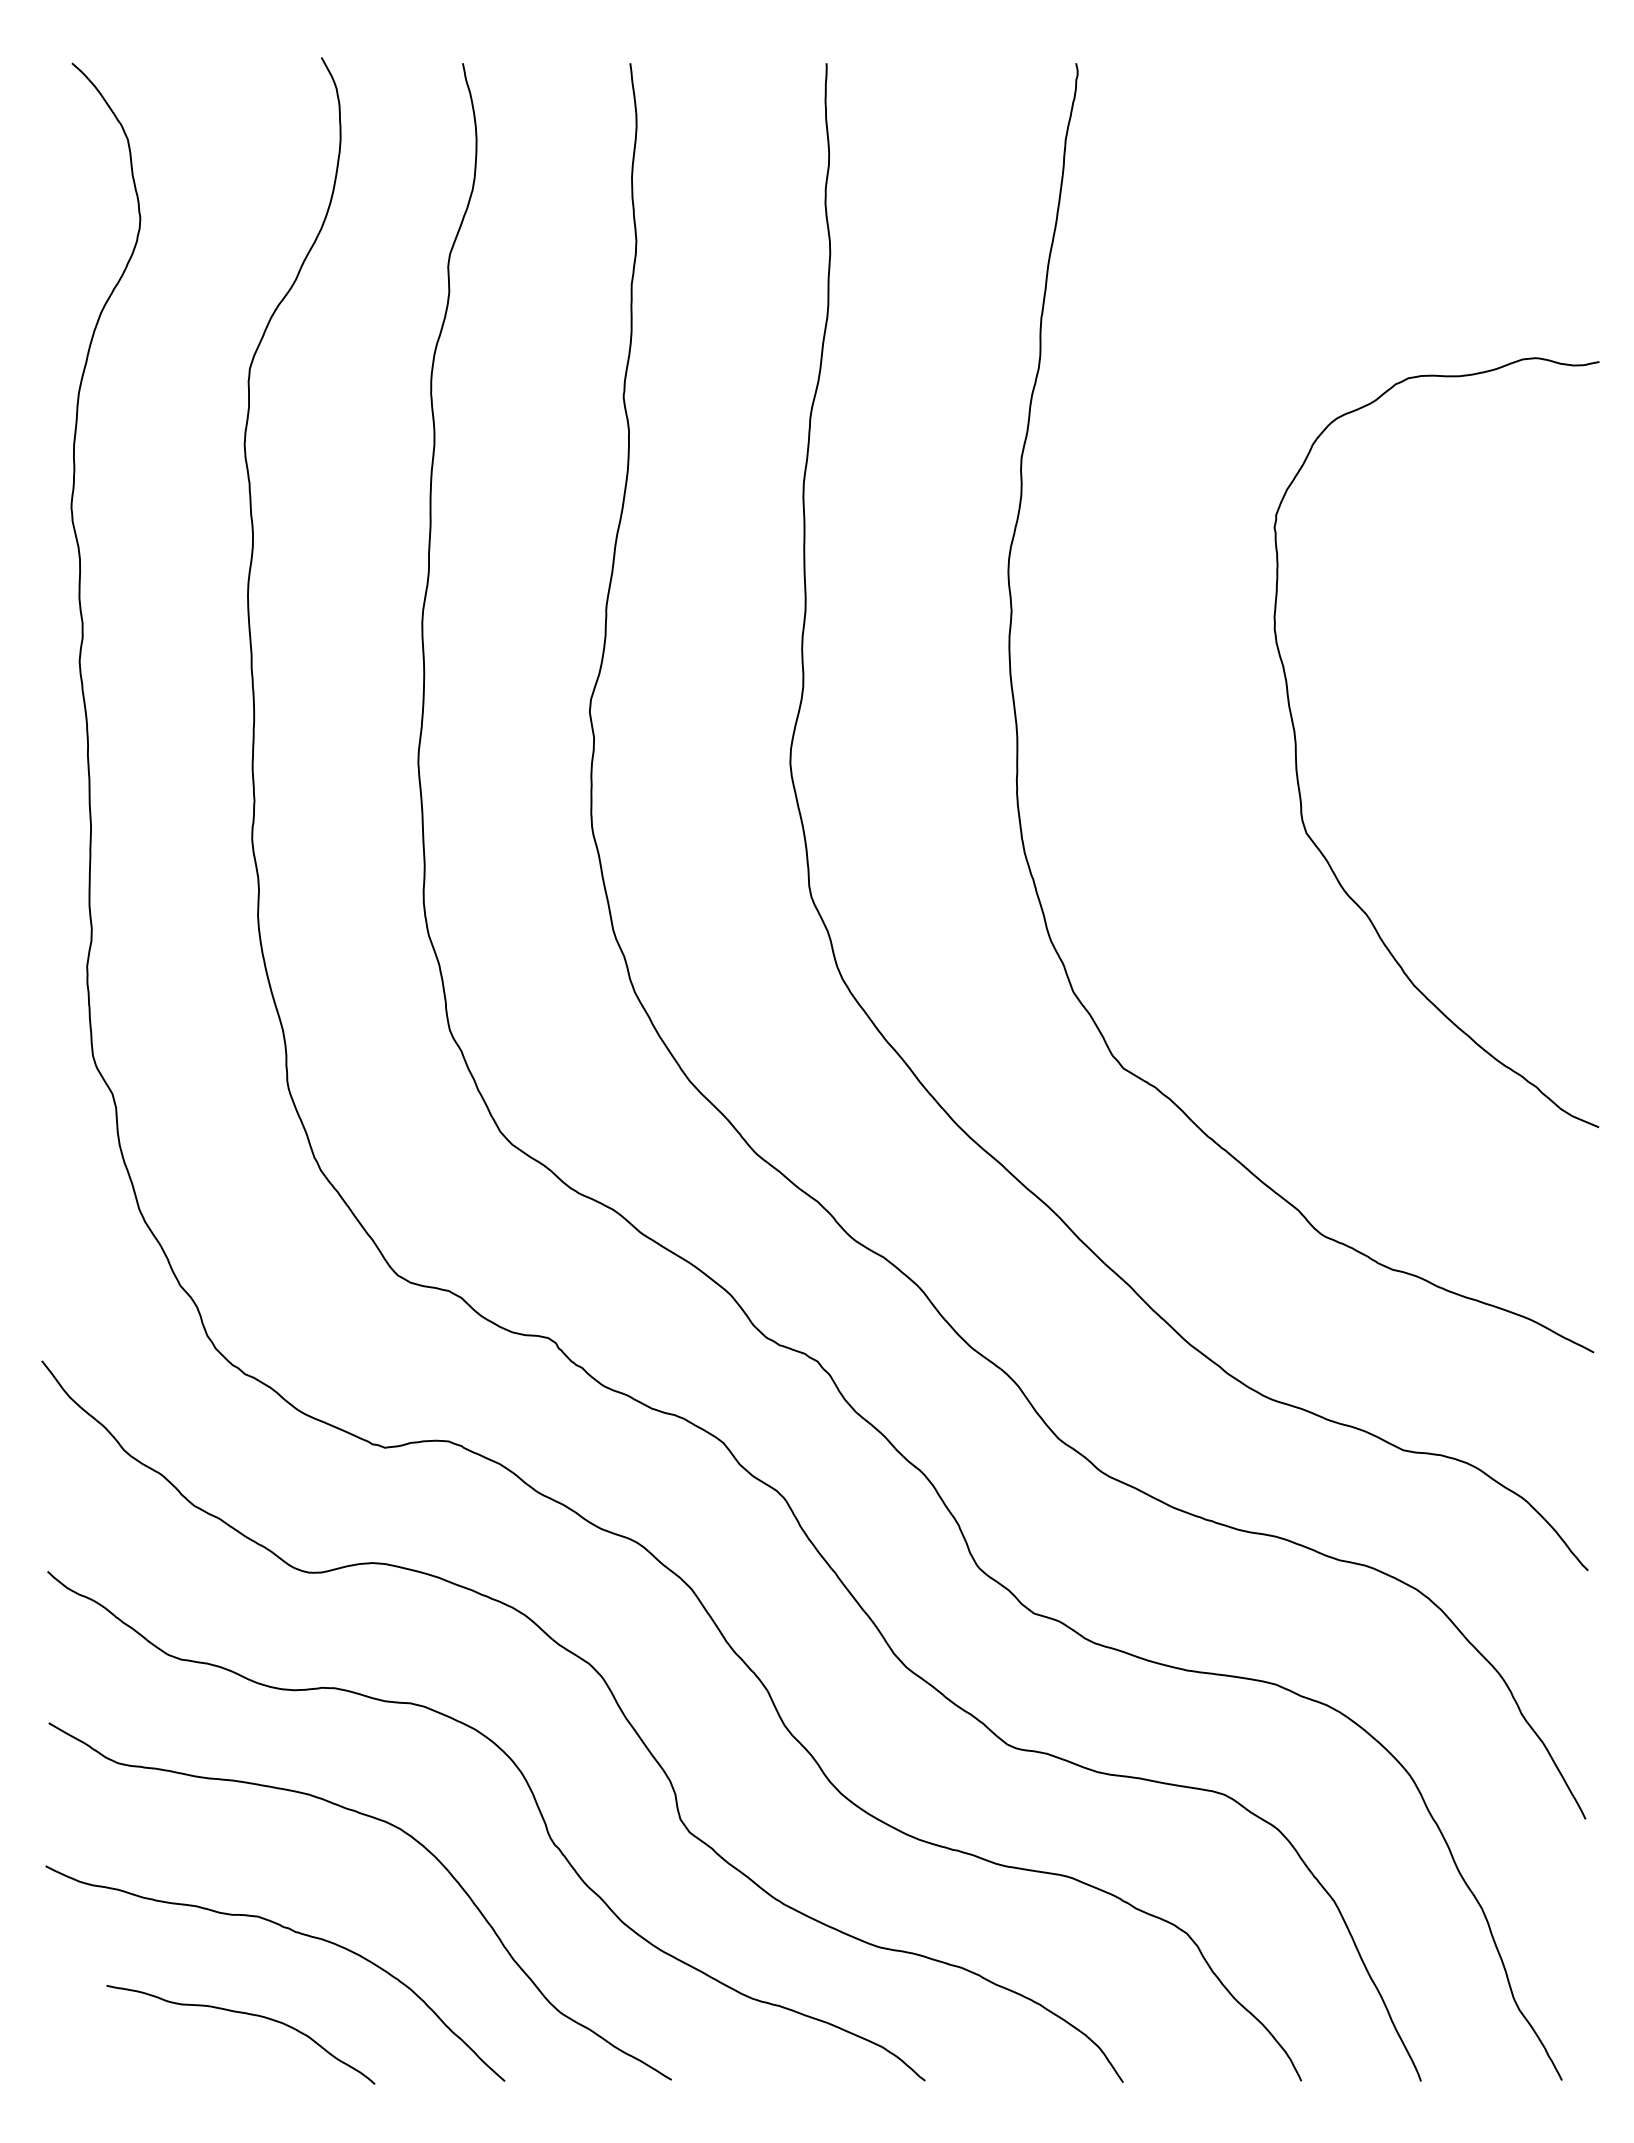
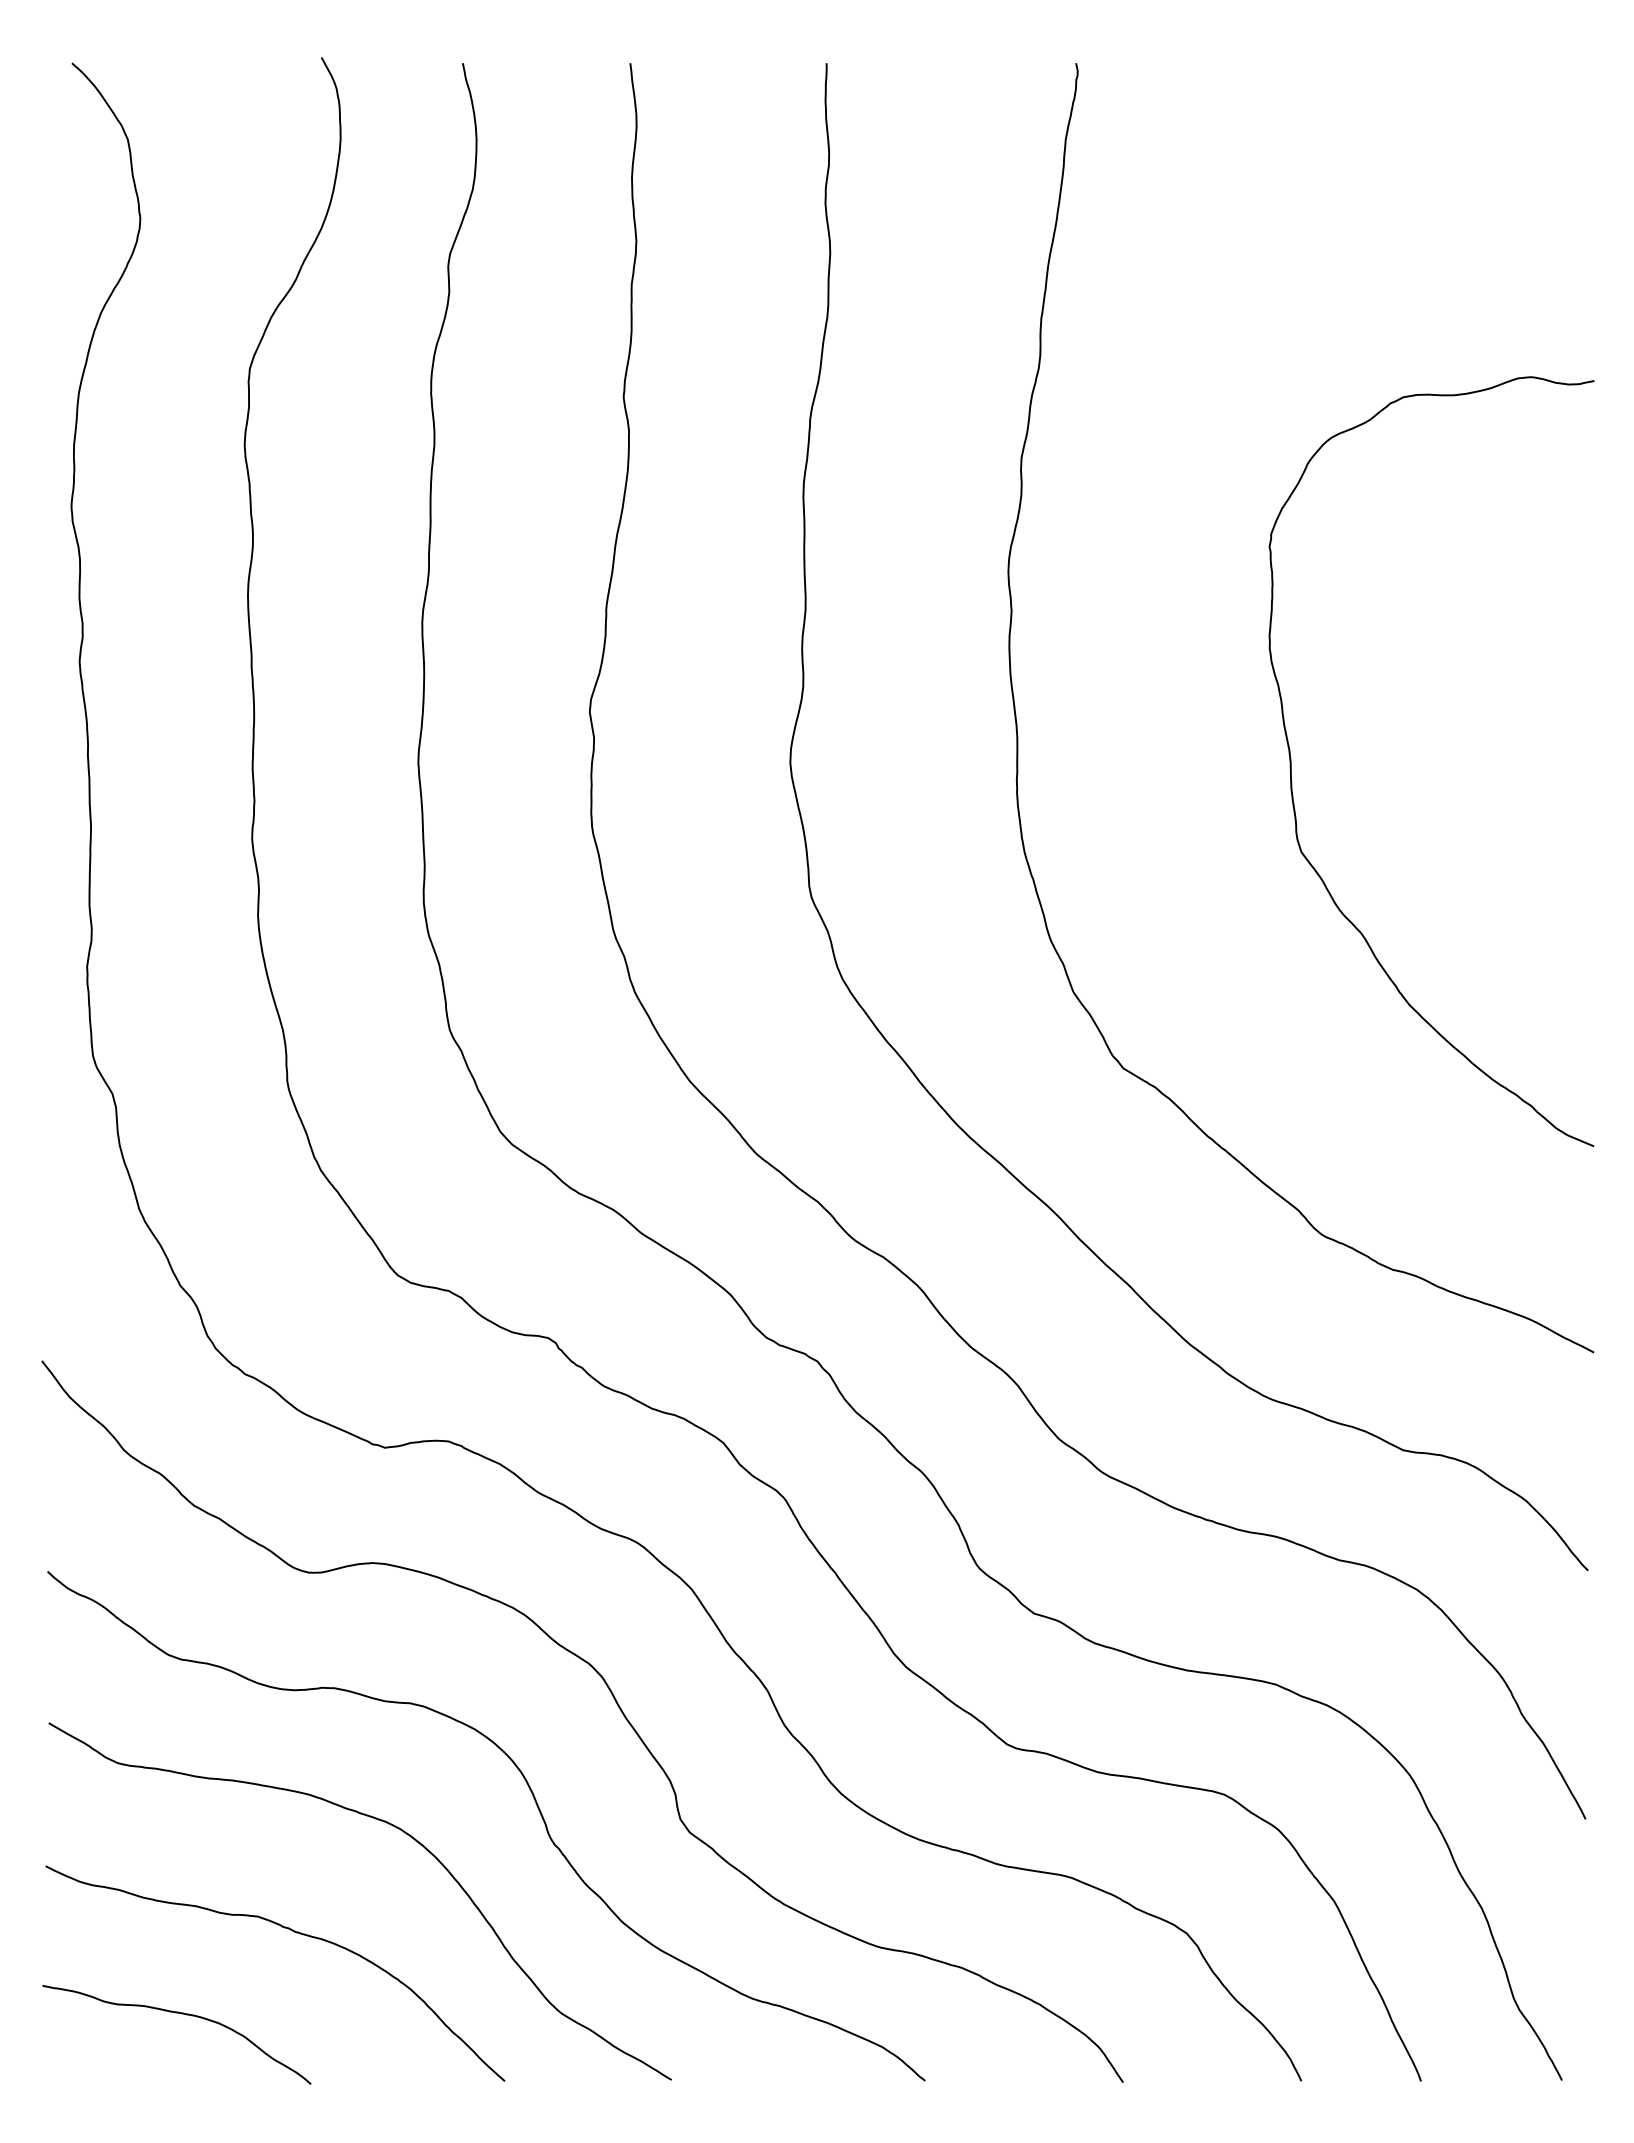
curve position: (1296, 742) -> (1291, 761) (1291, 761)
curve position: (245, 2014) -> (181, 2014) (181, 2014)
